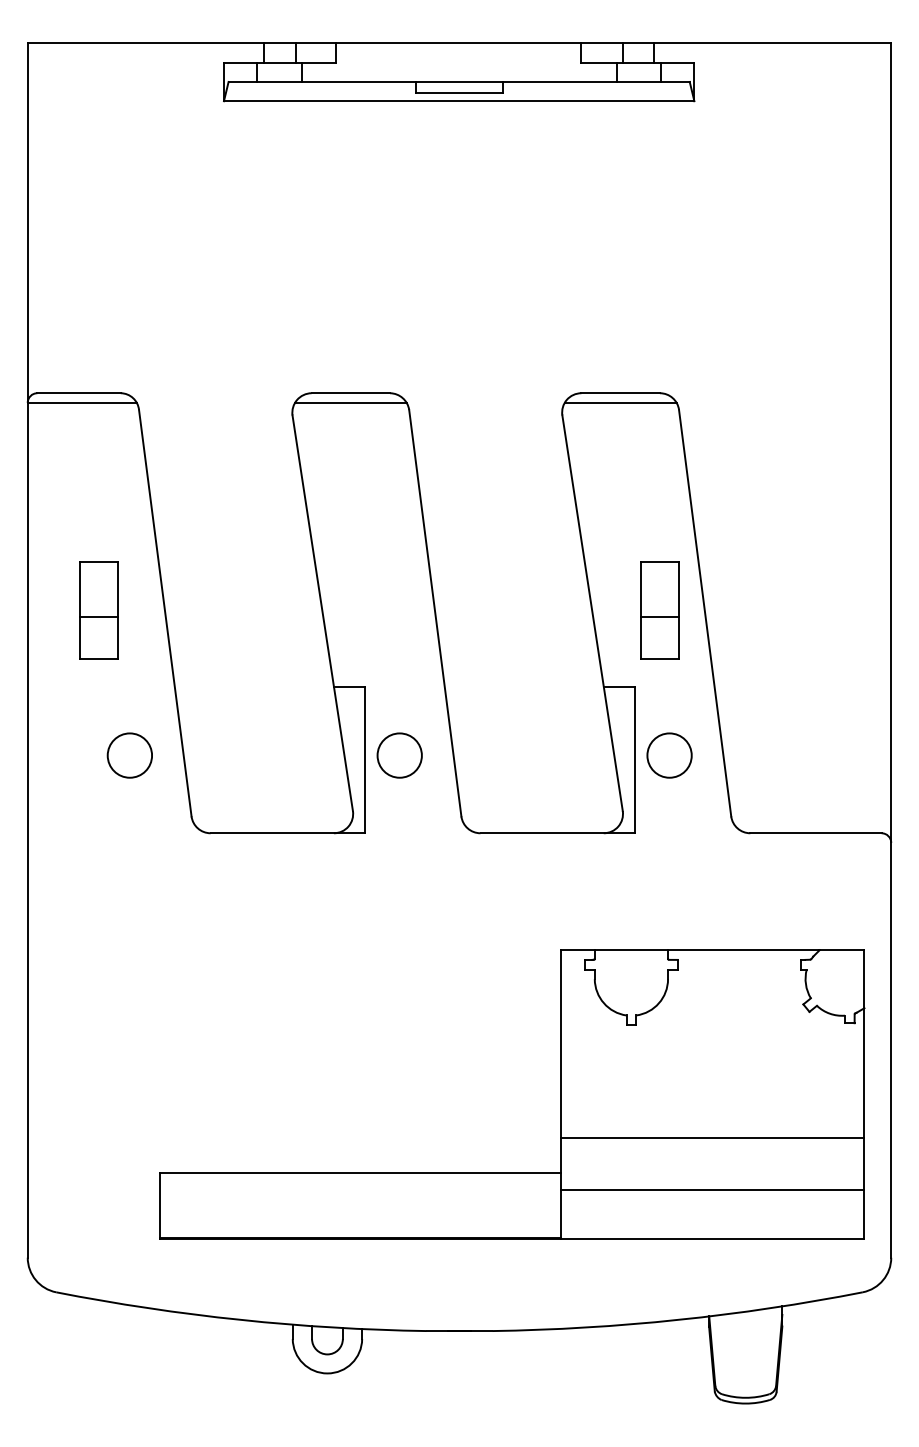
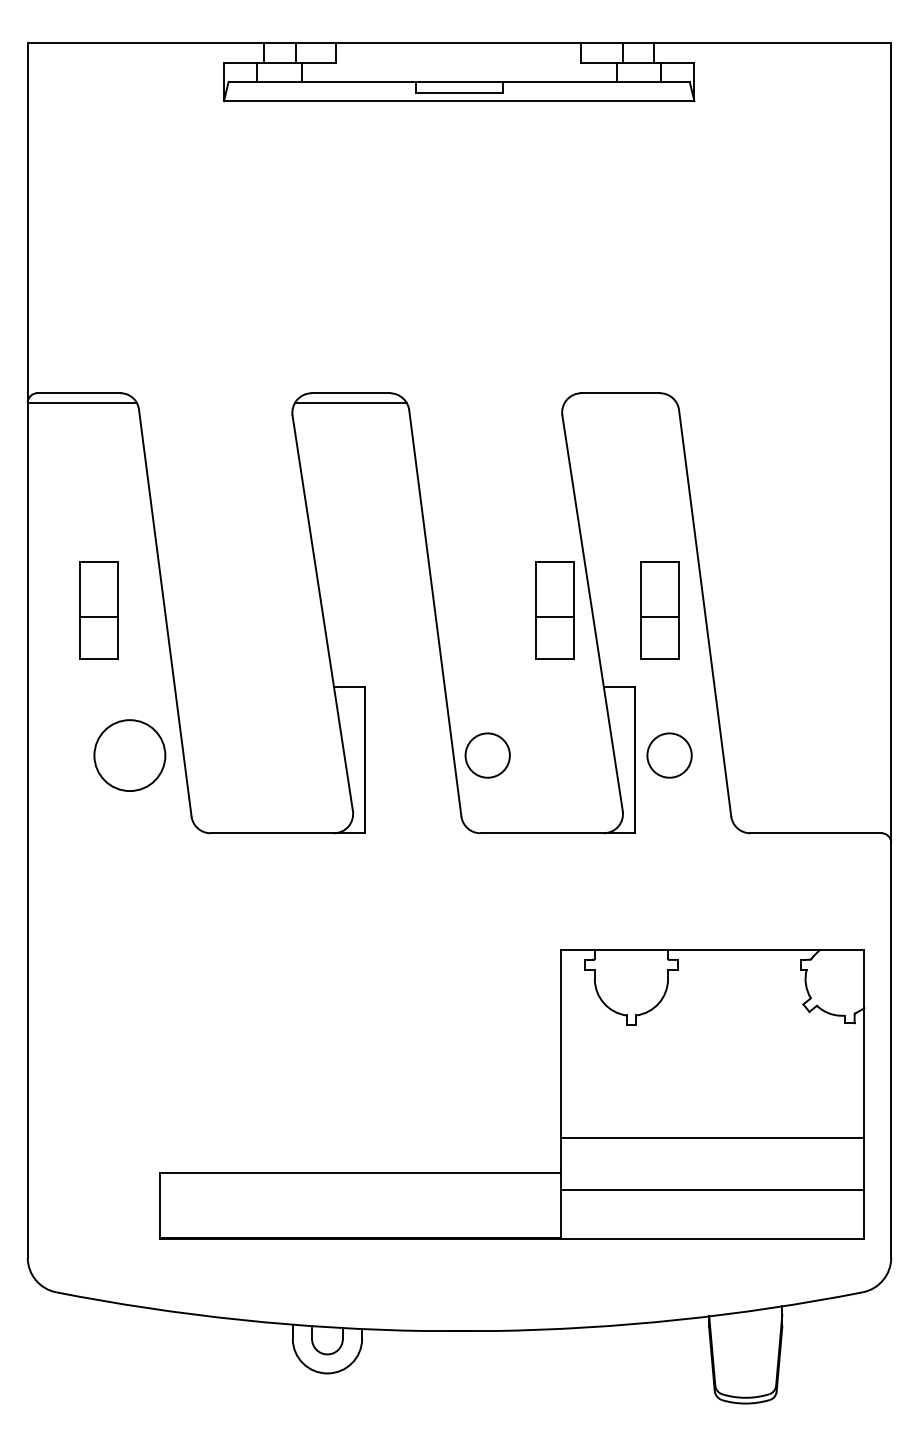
line: present -> none (620, 402)
part: none -> present (554, 610)
circle diameter: 44 px -> 71 px (129, 755)
circle position: (399, 755) -> (487, 755) (487, 755)
